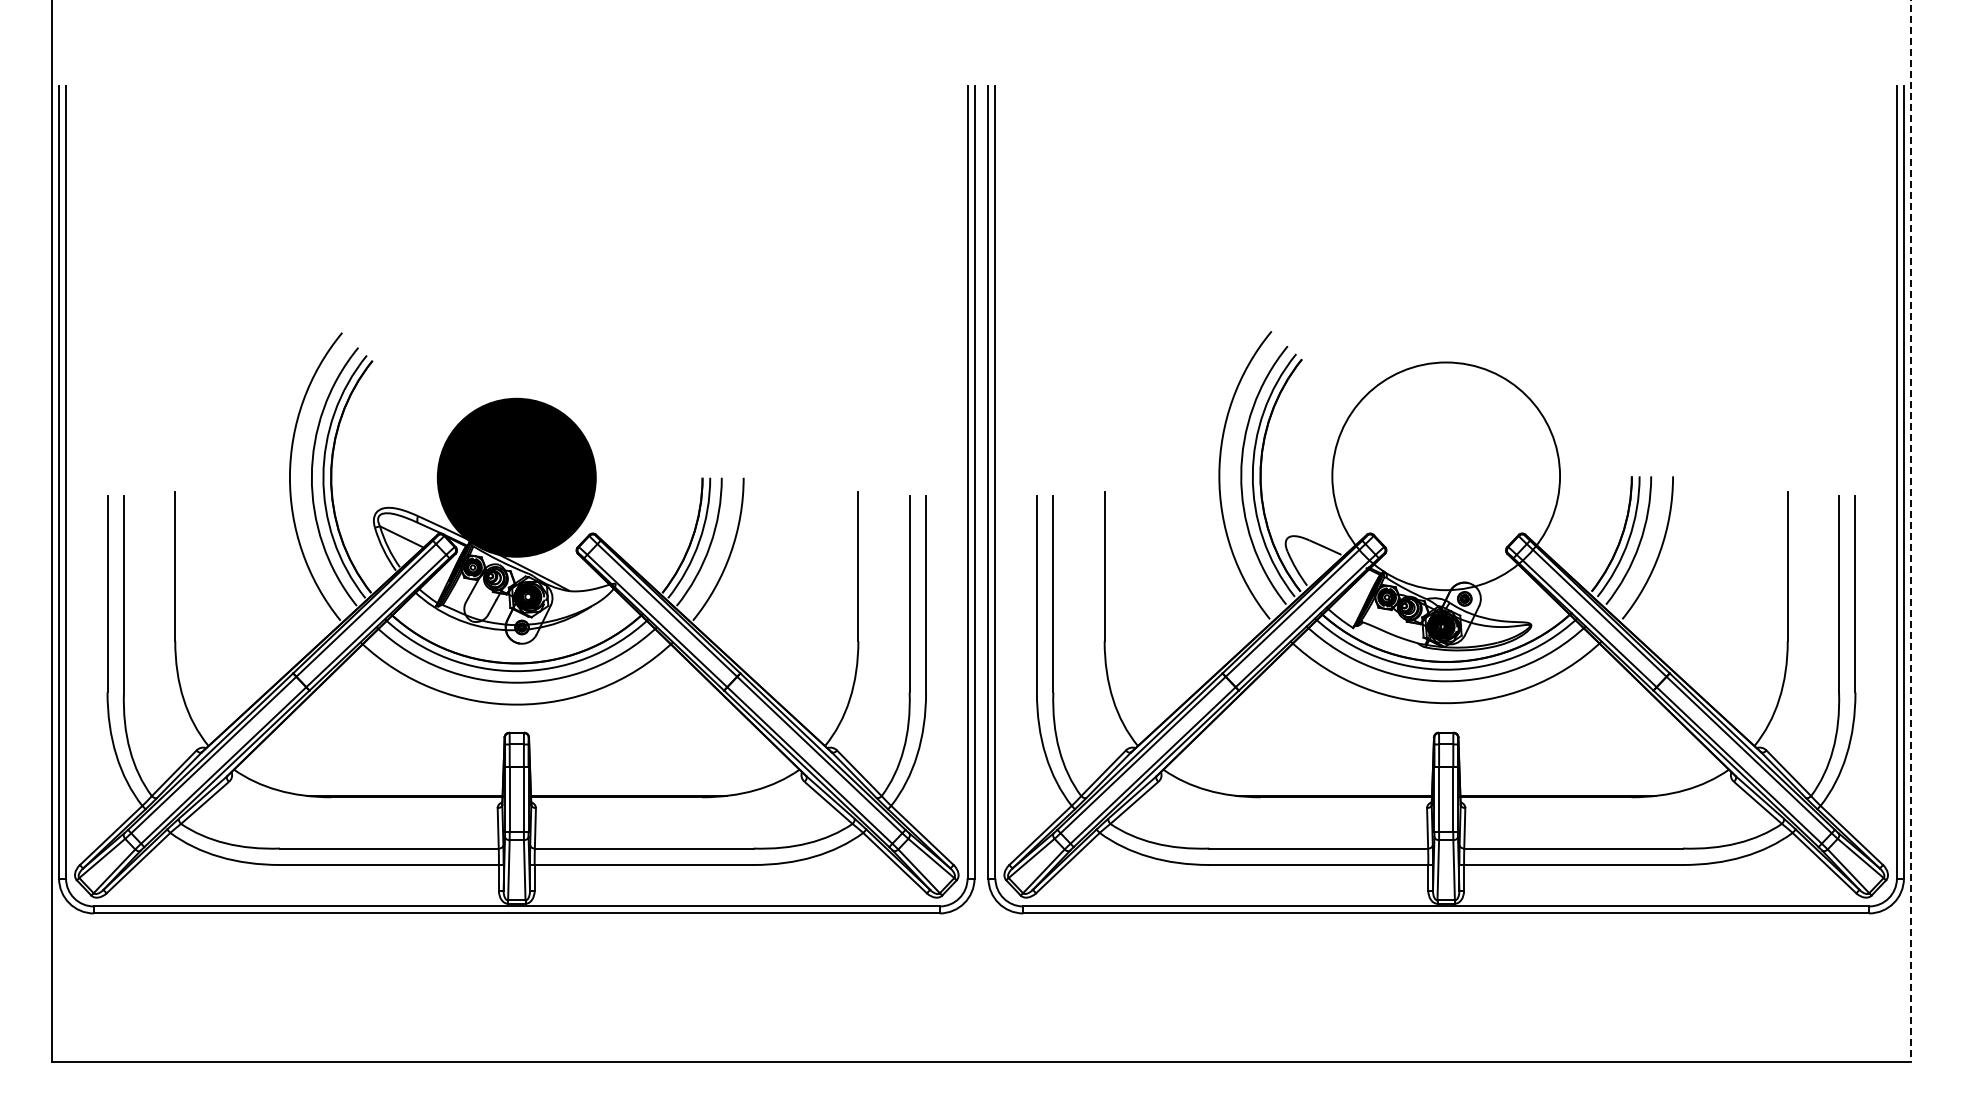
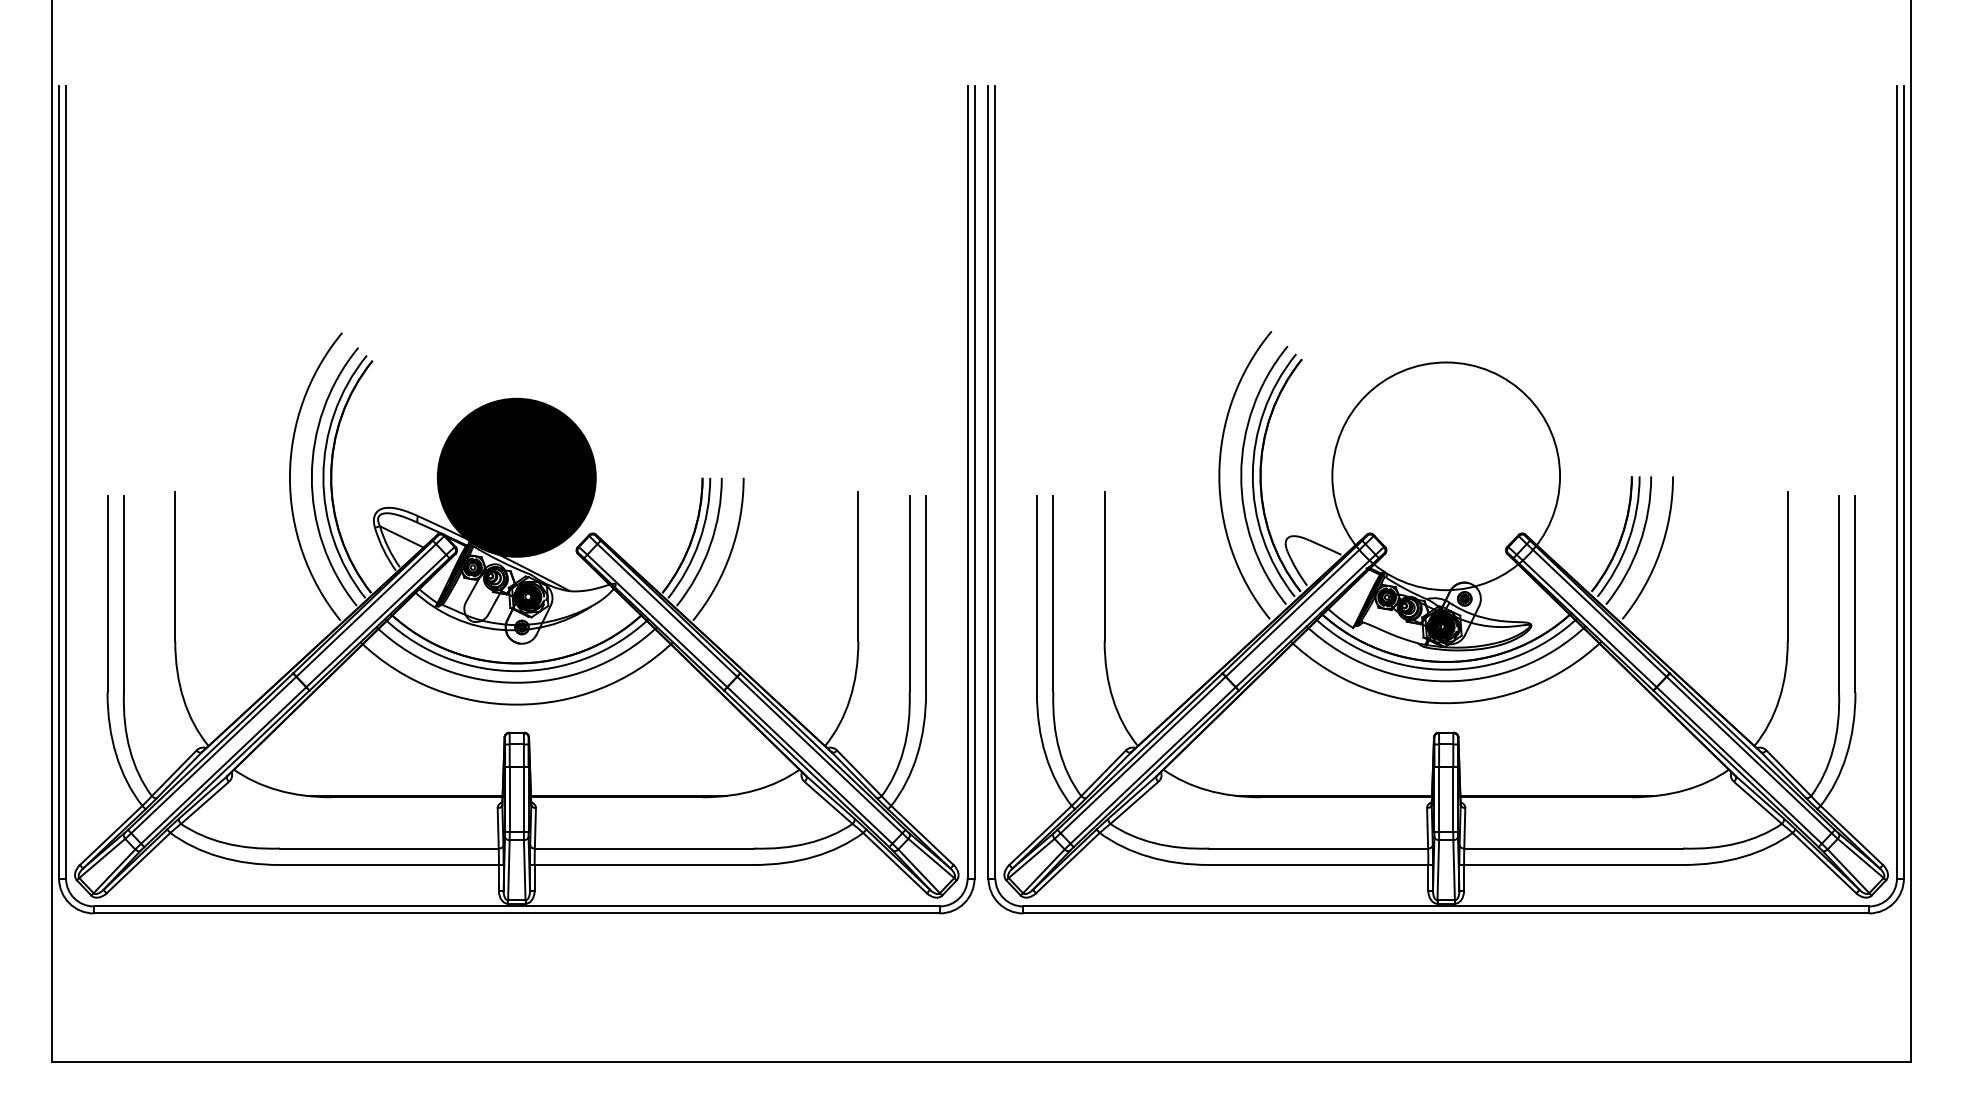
line: dashed -> solid (1910, 531)
